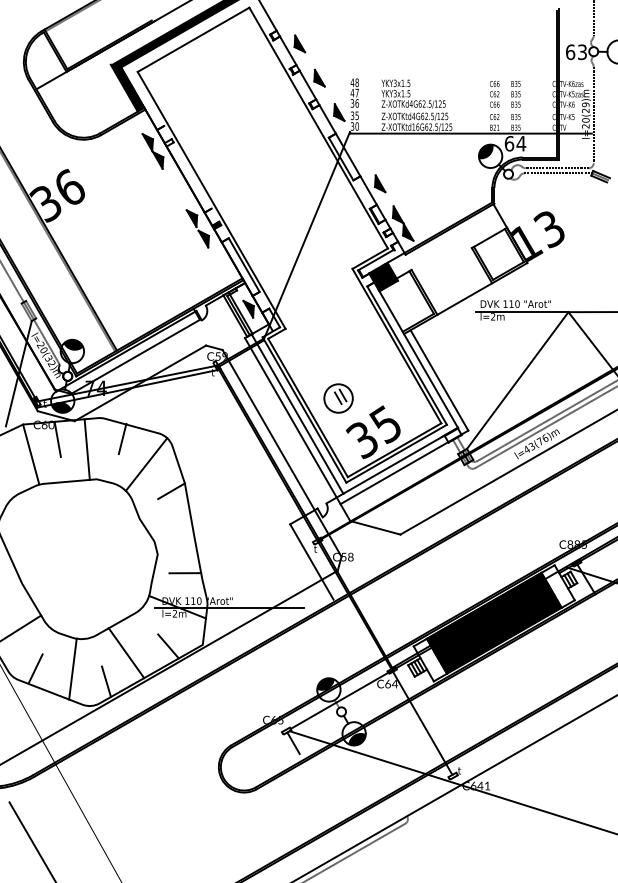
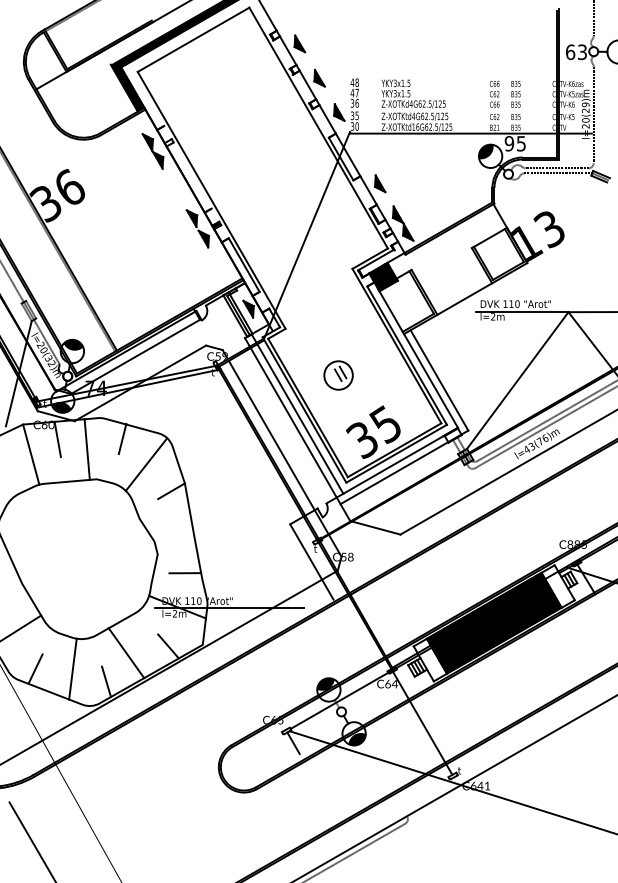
text: 64 -> 95 (515, 143)
part position: (338, 398) -> (338, 375) (338, 375)
